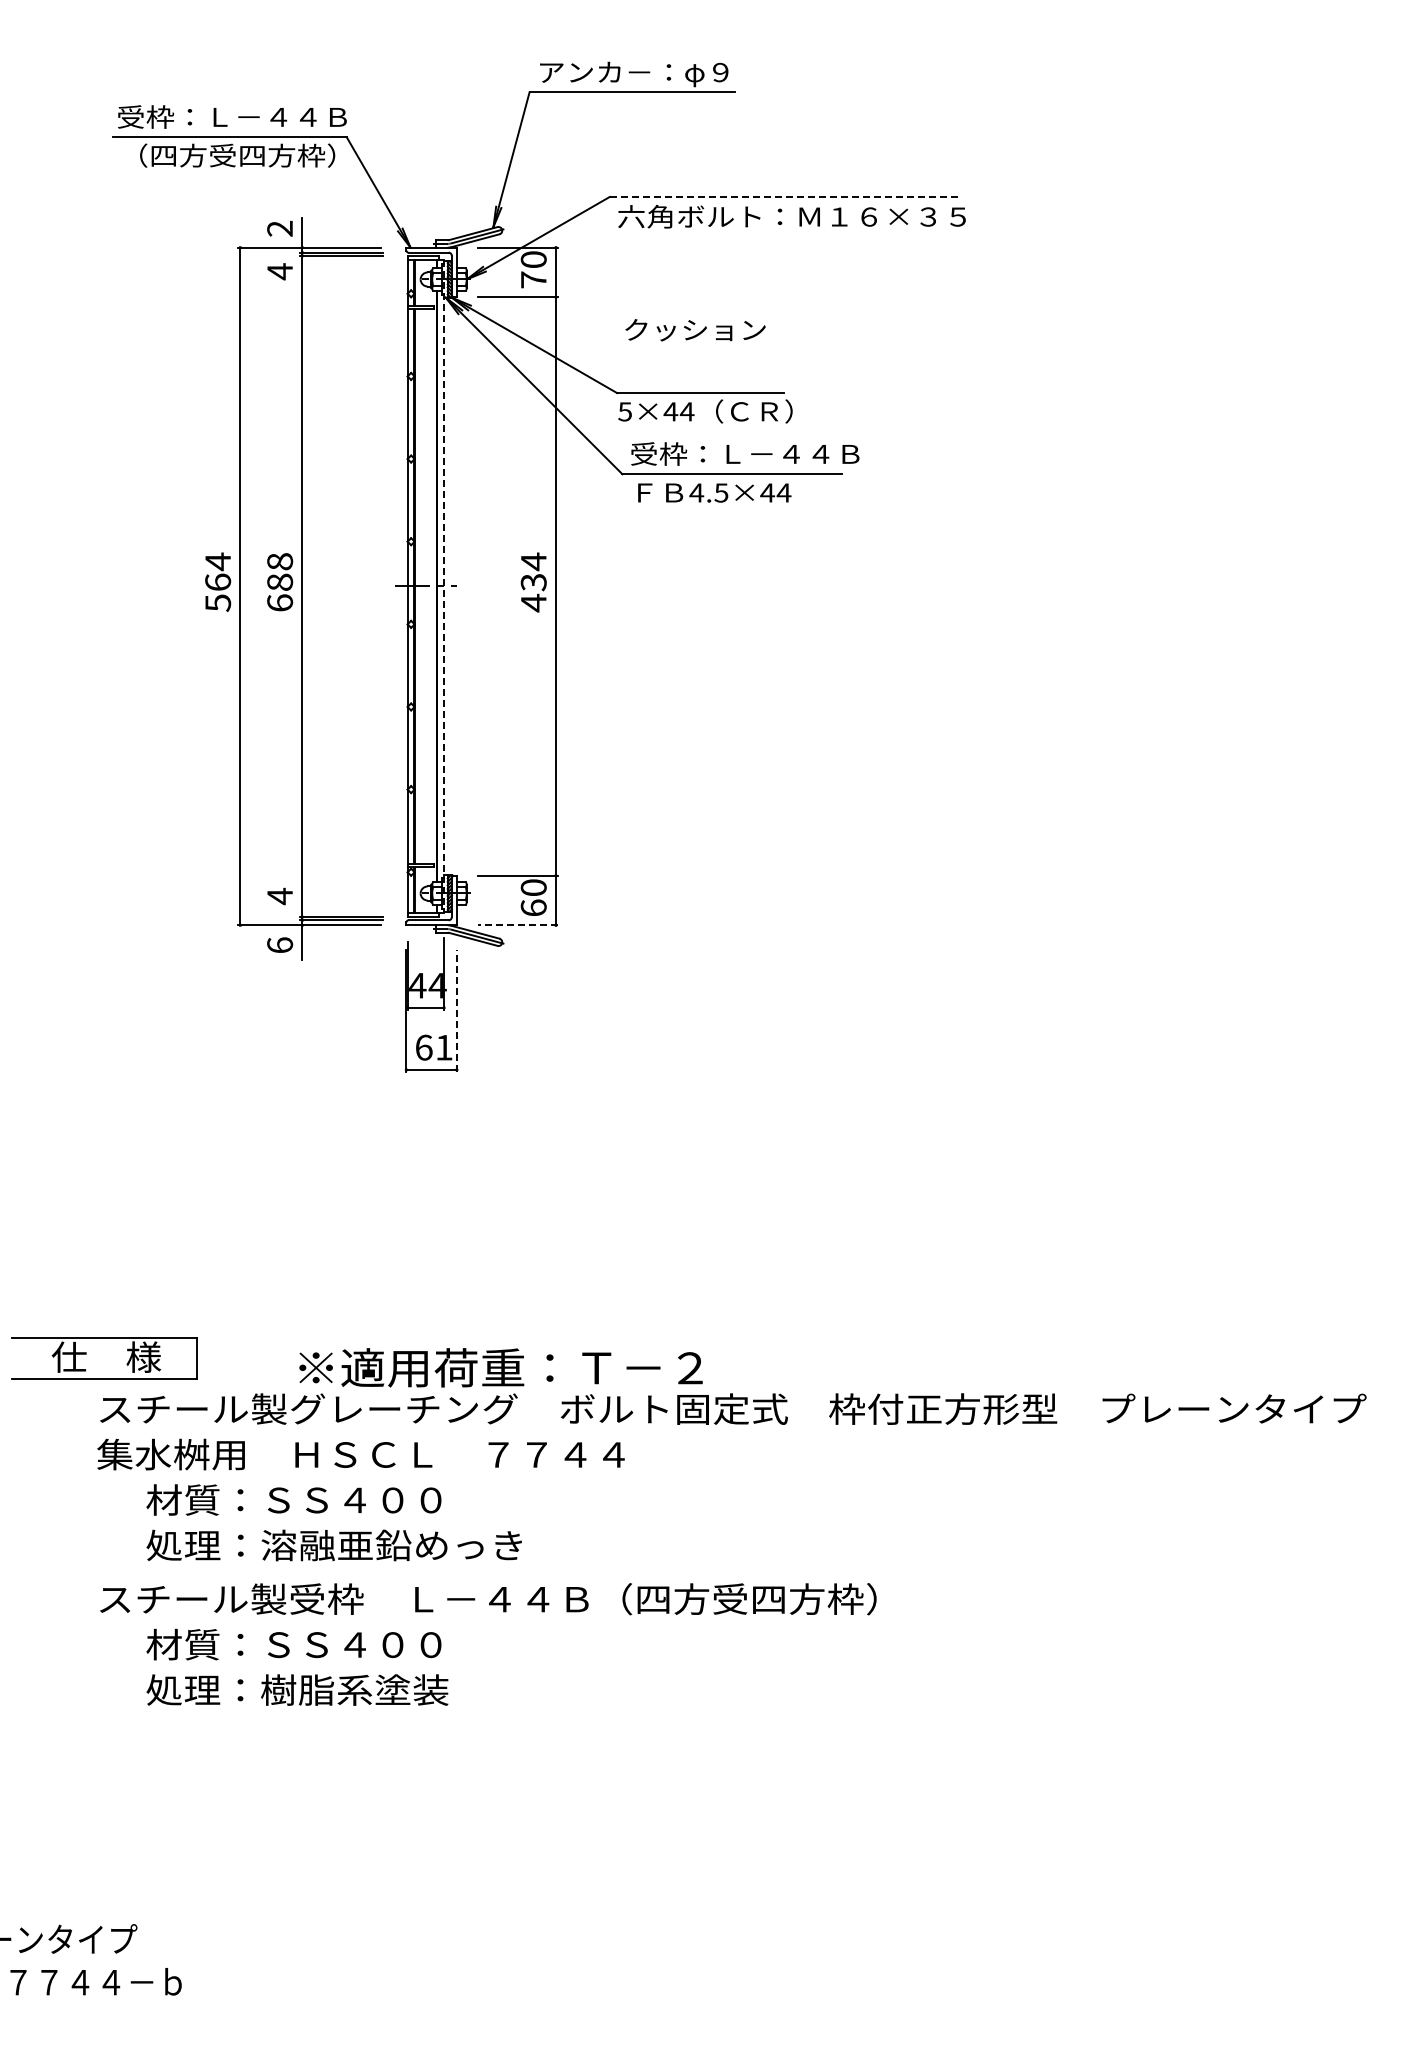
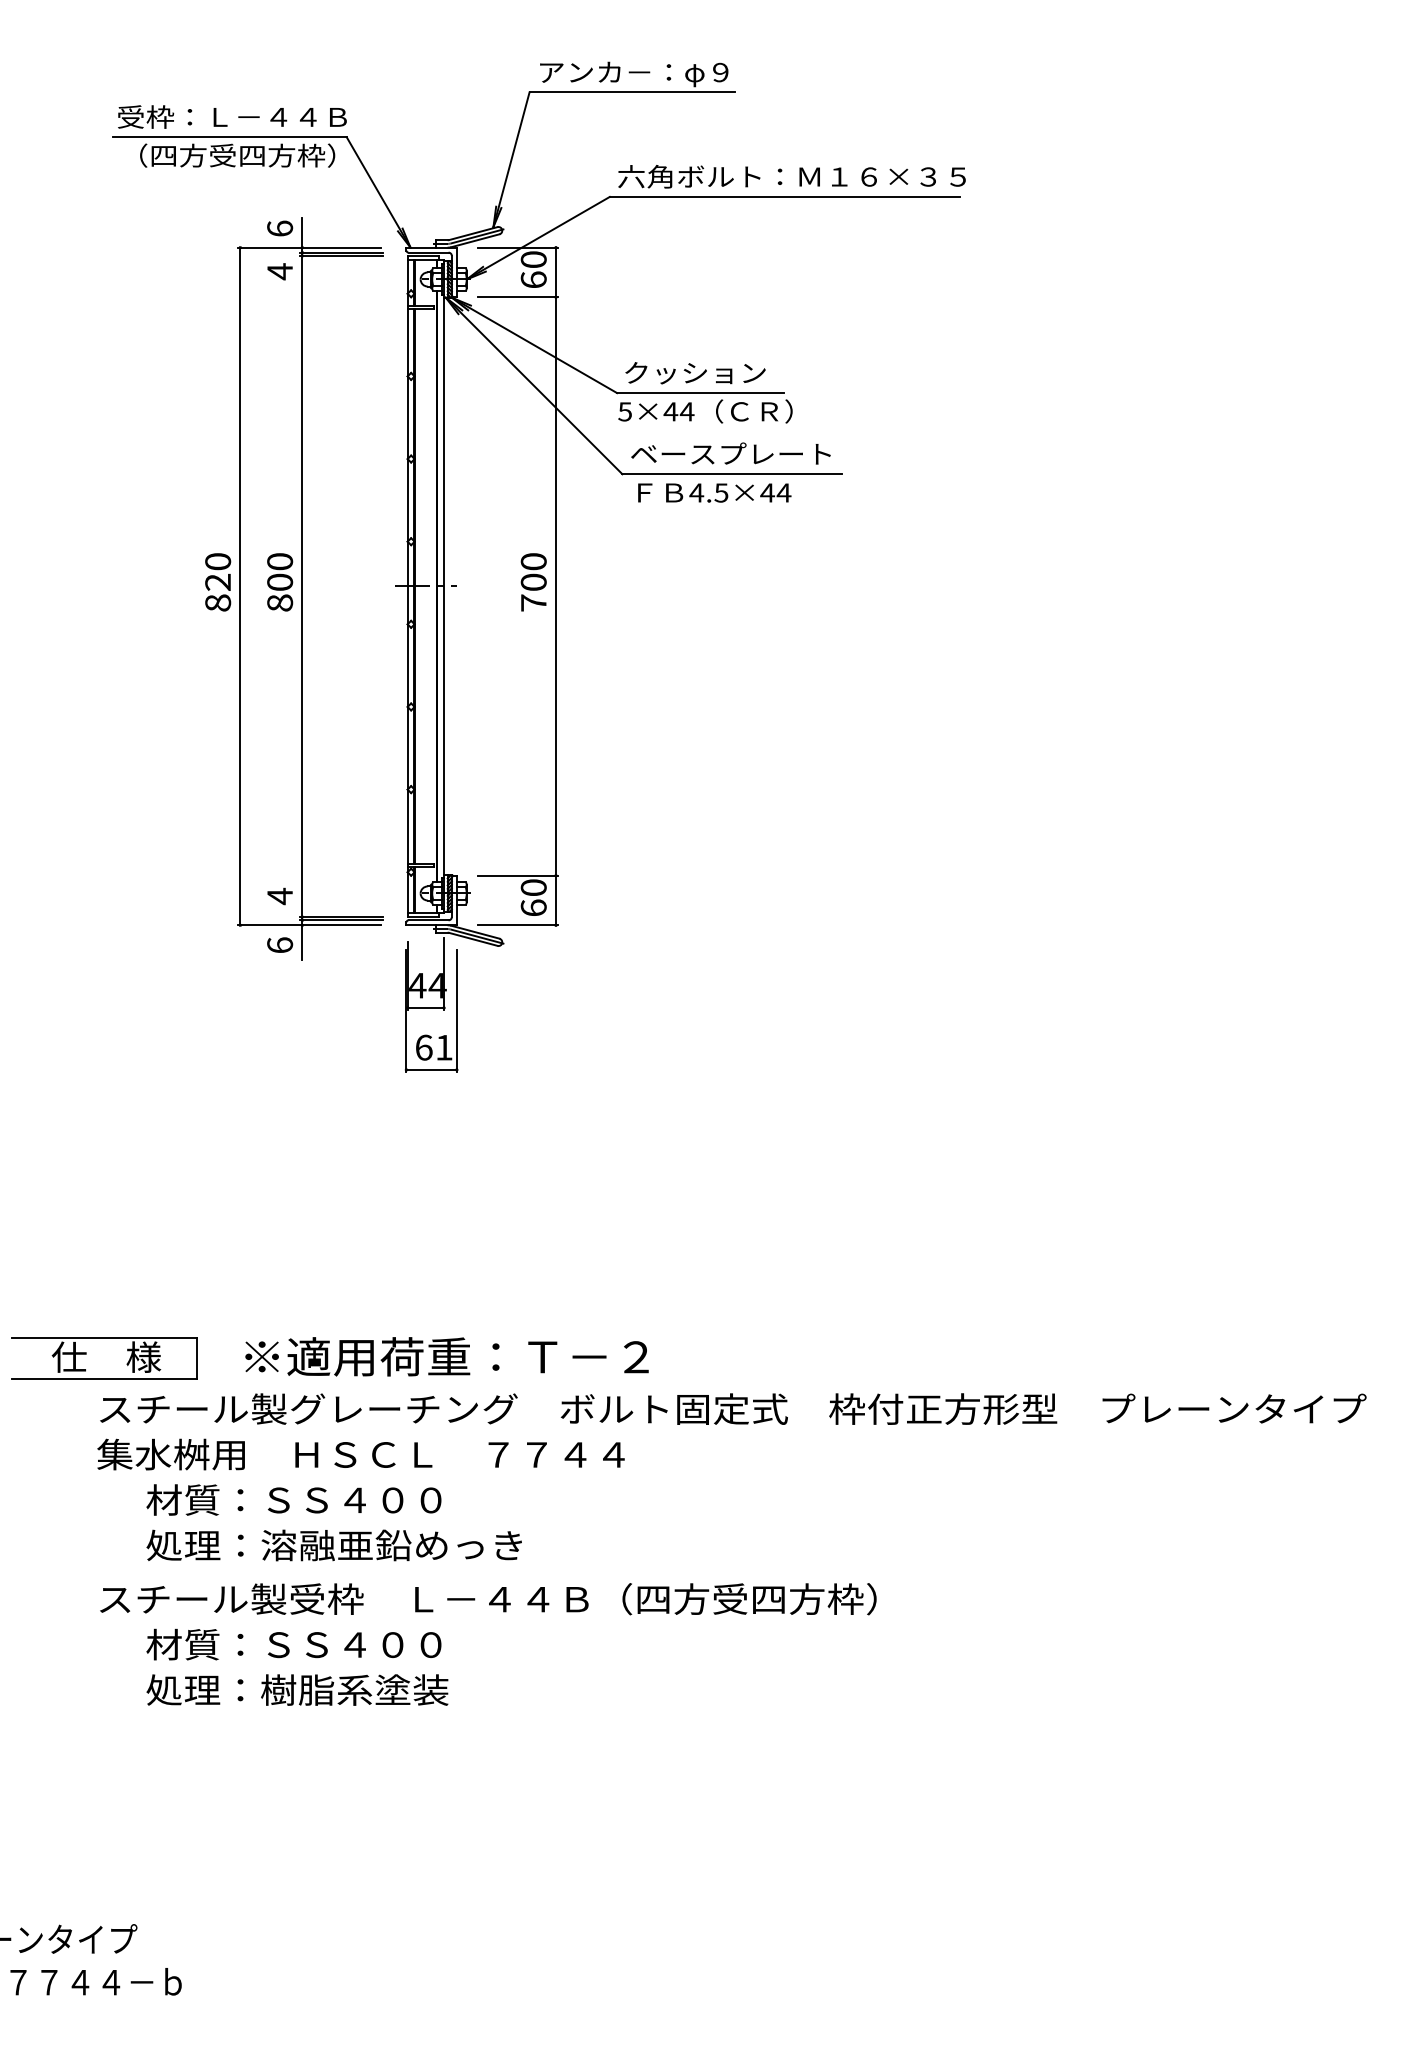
line: dashed -> solid (784, 196)
text position: (791, 216) -> (791, 176) (791, 176)
text: 2 -> 6 (280, 228)
text: 70 -> 60 (533, 279)
text position: (695, 330) -> (695, 373) (695, 373)
text: 受枠：Ｌ－４４Ｂ -> ベースプレート (745, 453)
text: 564 -> 820 (218, 582)
text: 688 -> 800 (279, 582)
text: 434 -> 700 (533, 582)
line: dashed -> solid (444, 586)
line: dashed -> solid (517, 925)
line: dashed -> solid (456, 1010)
text position: (500, 1367) -> (446, 1356) (446, 1356)
